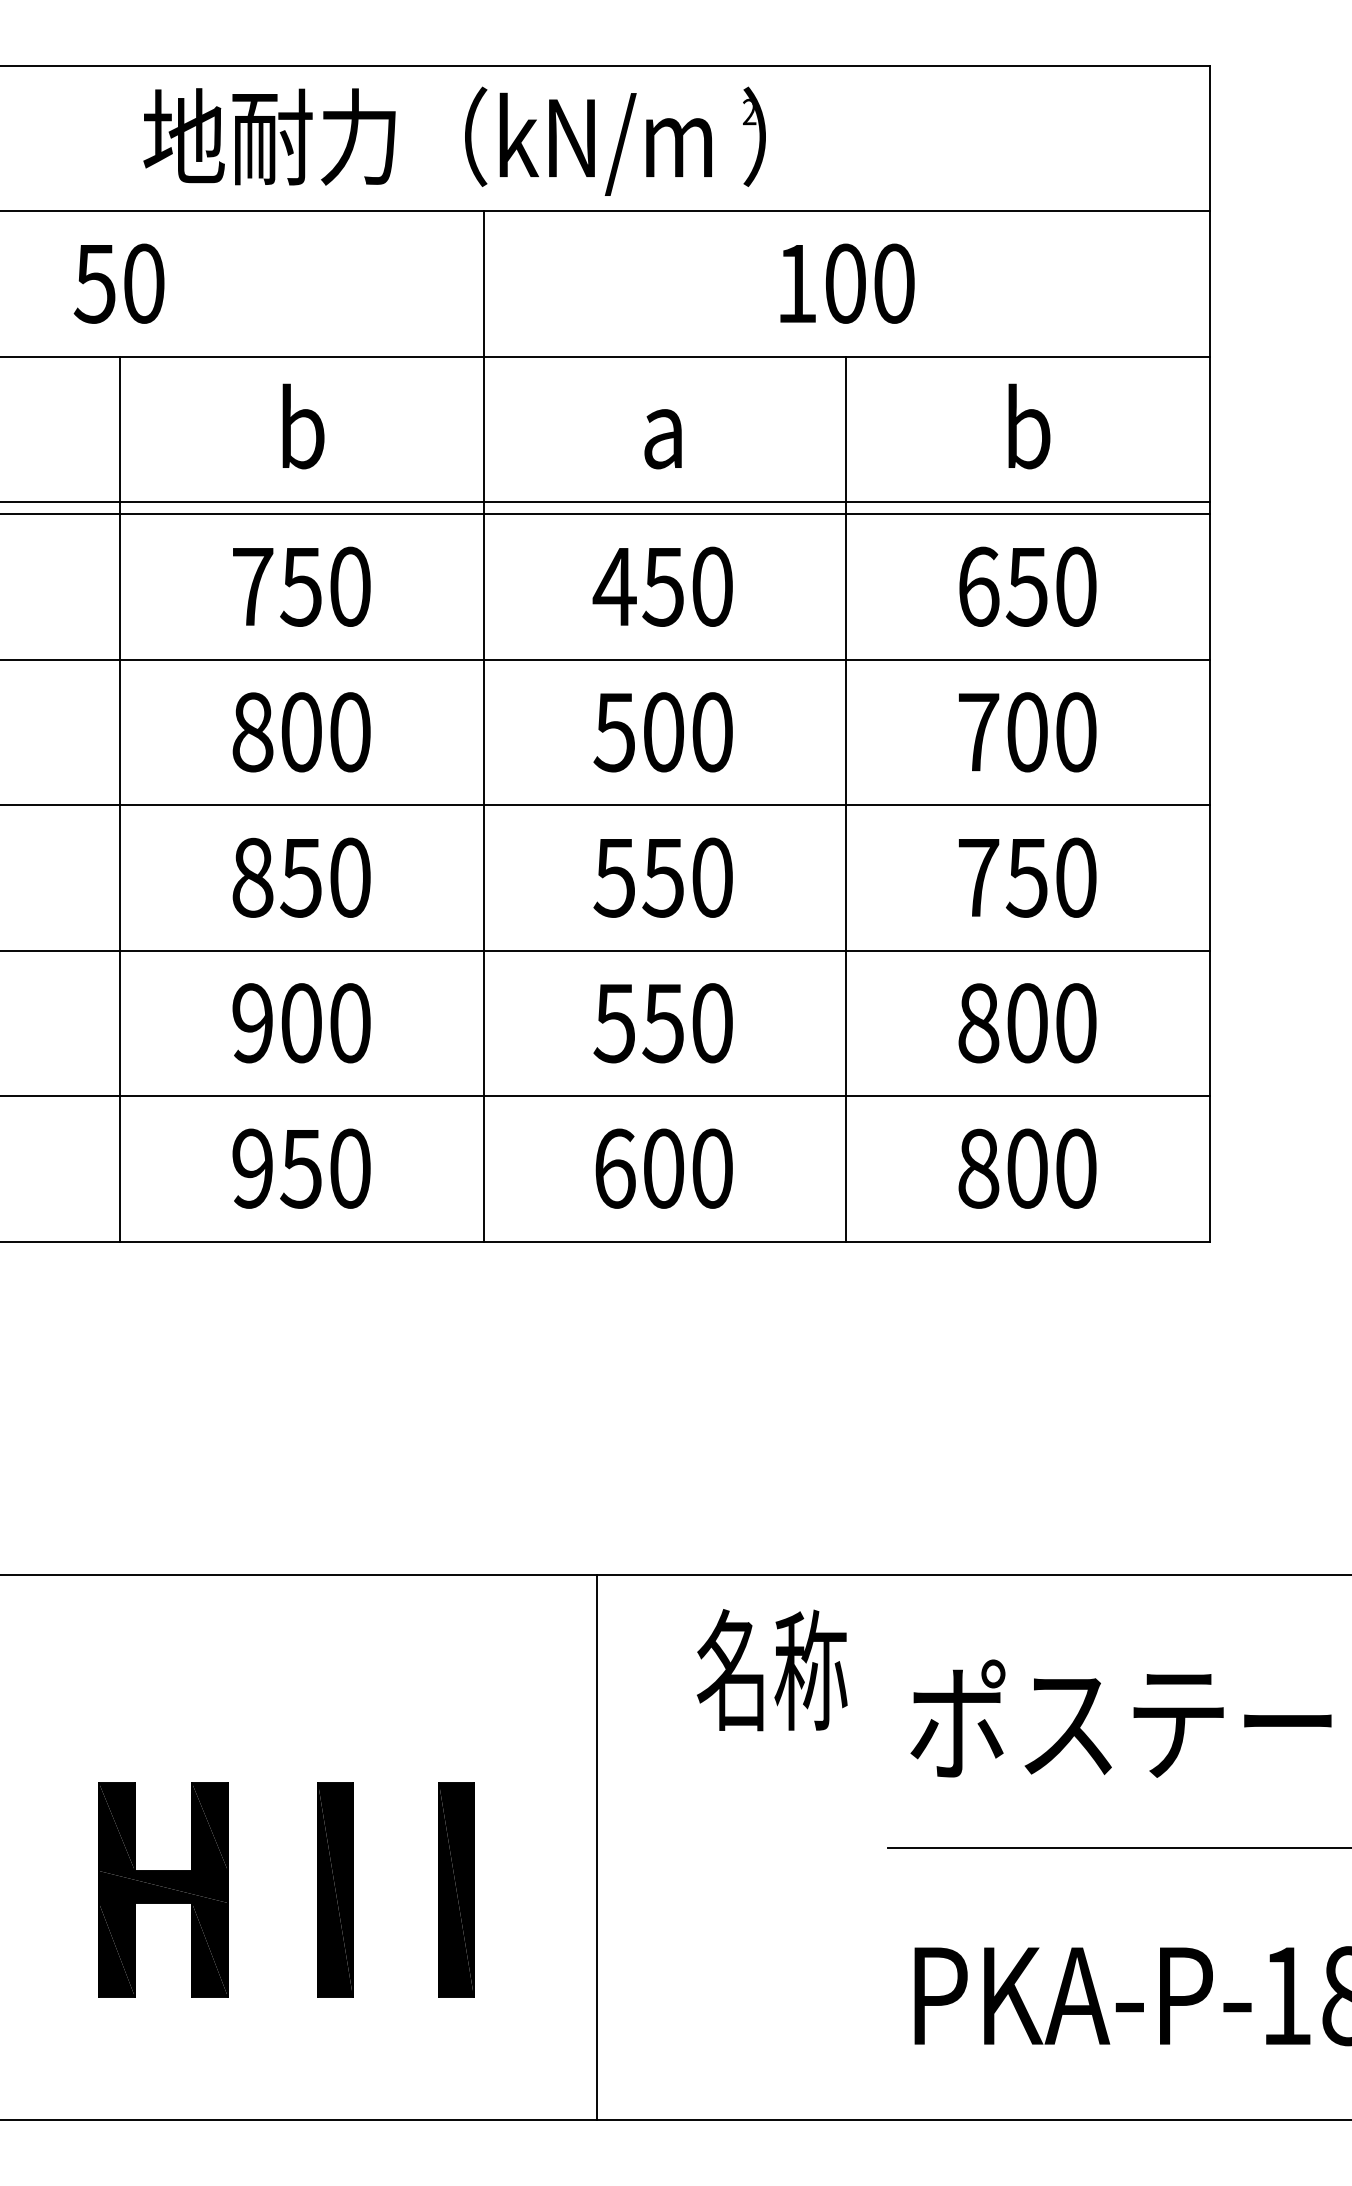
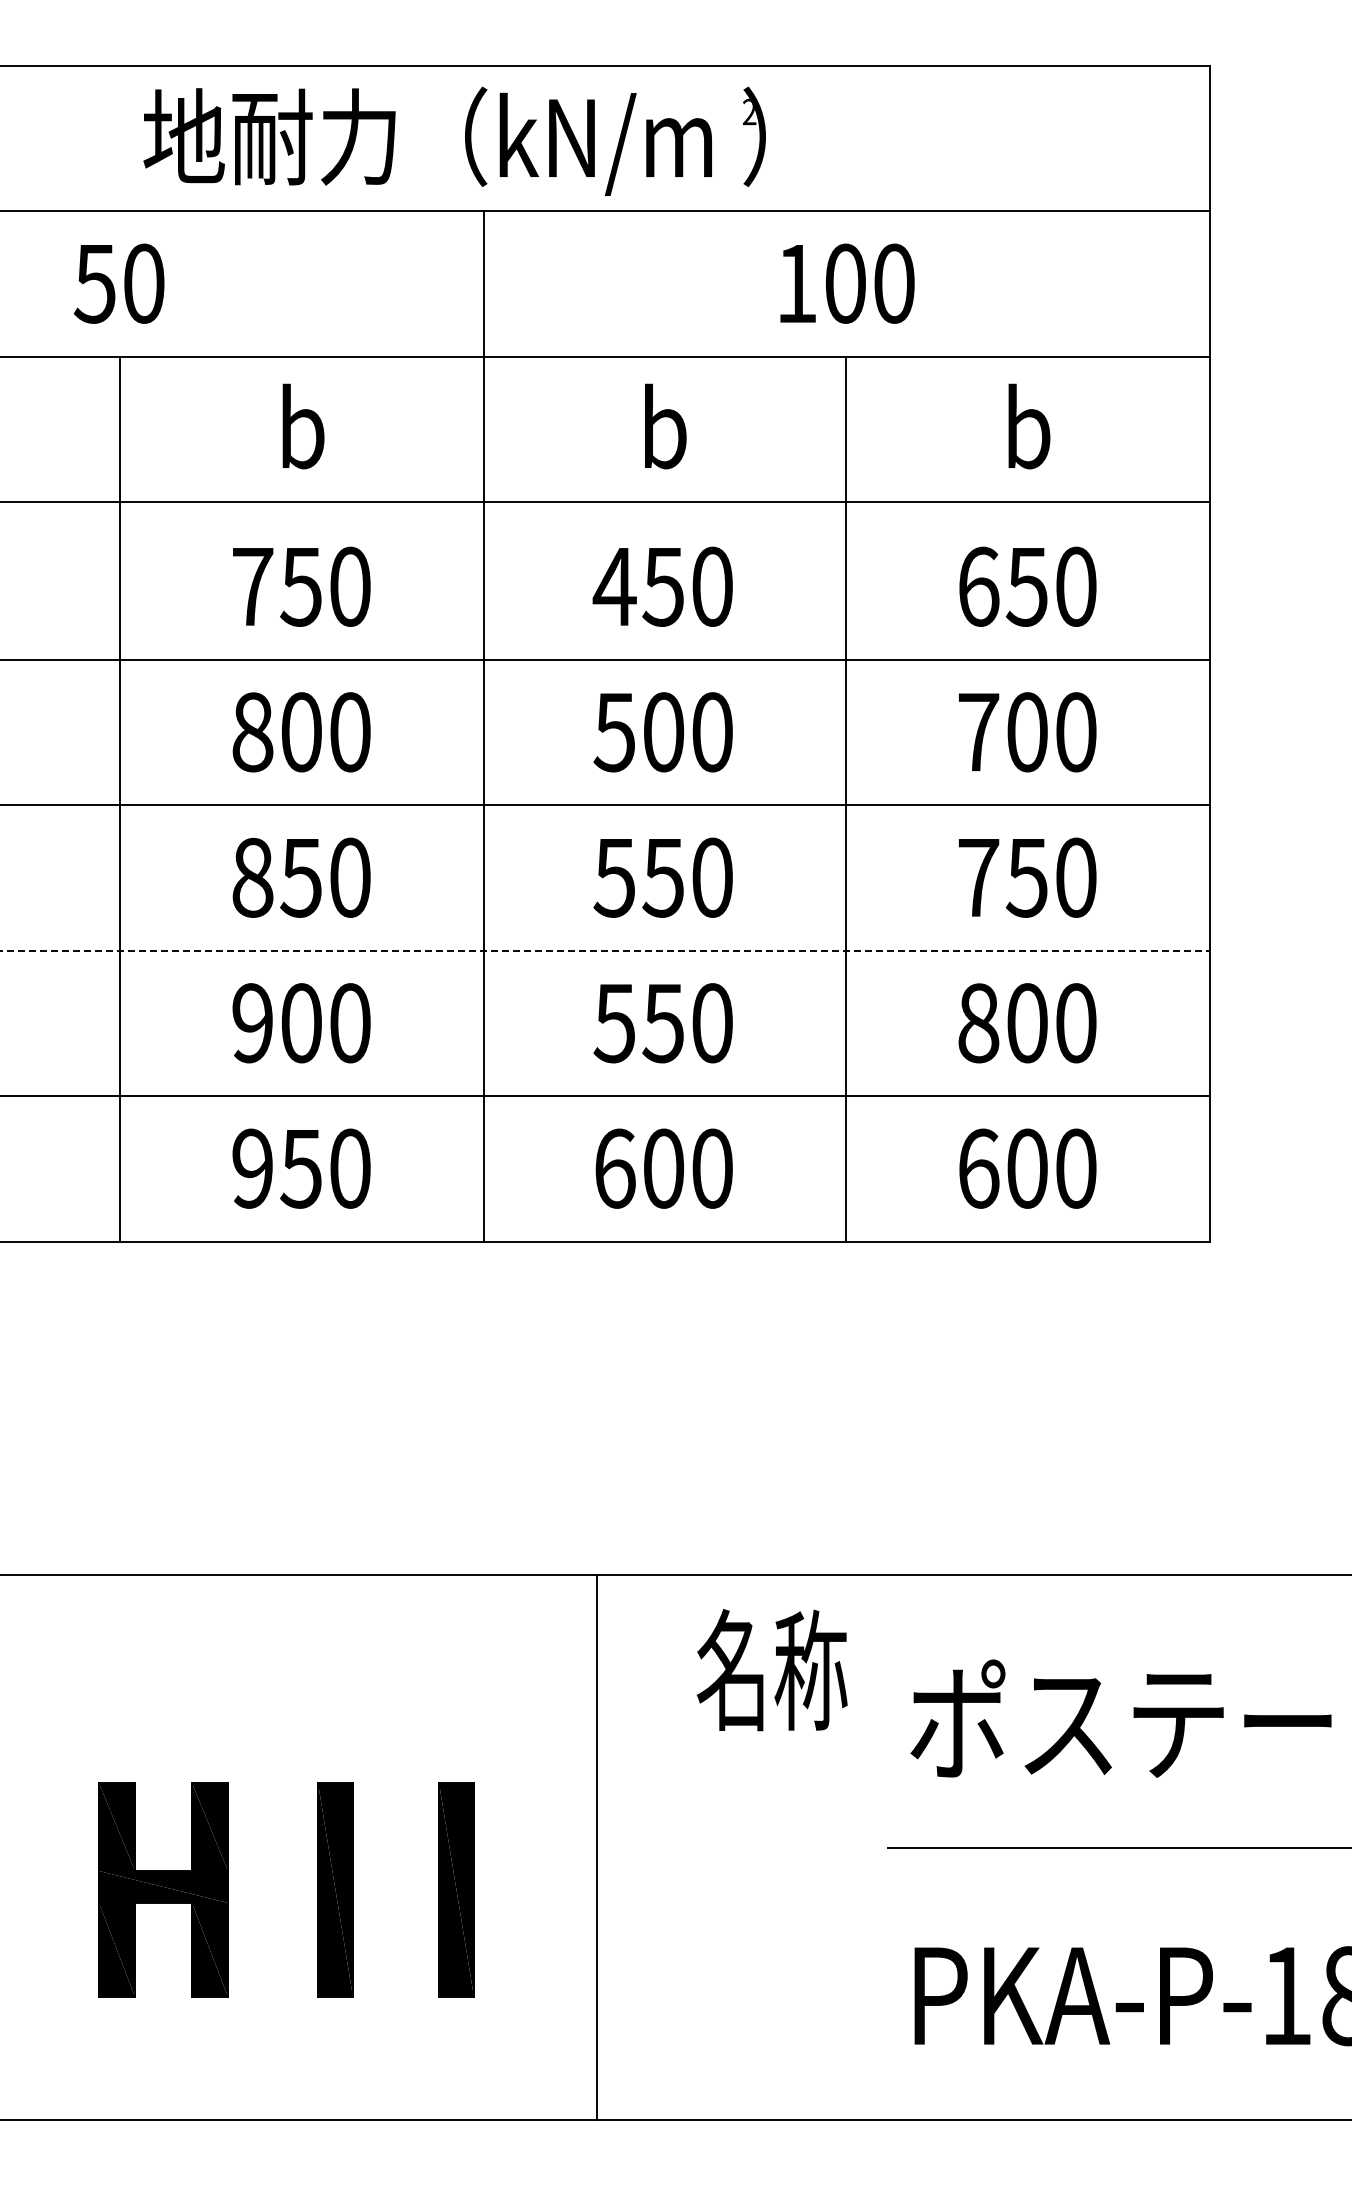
text: a -> b (665, 426)
line: present -> none (605, 514)
line: solid -> dashed (604, 950)
text: 800 -> 600 (978, 1168)
